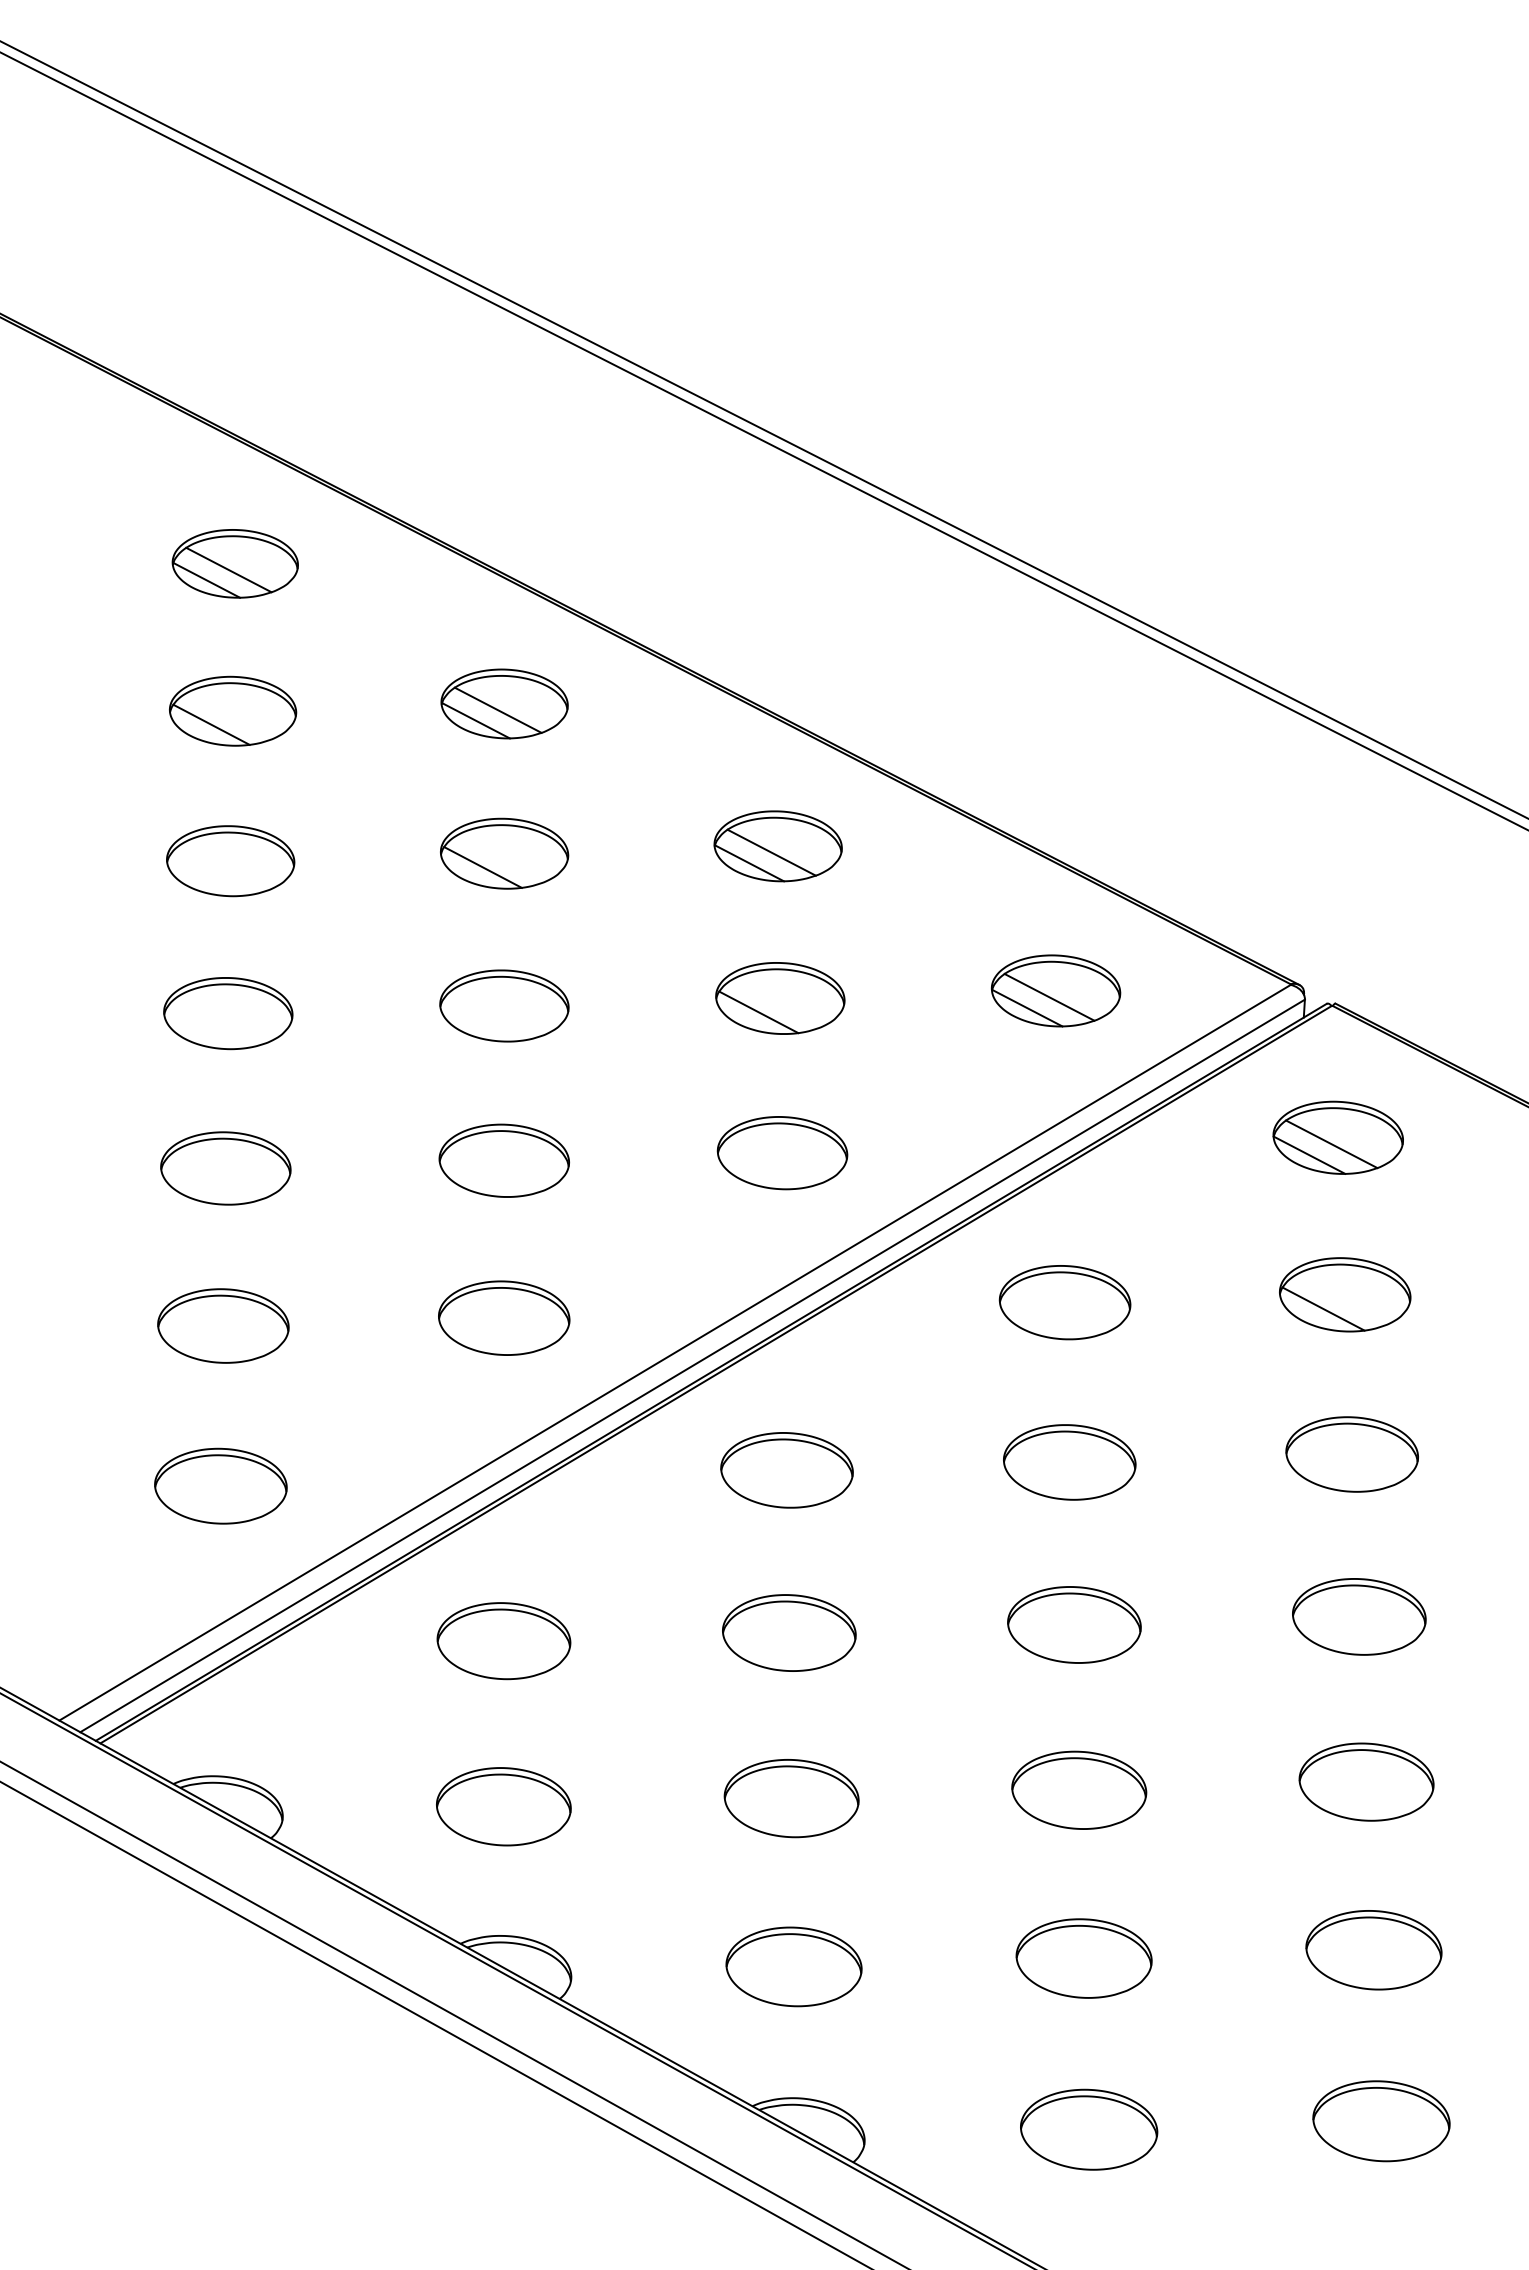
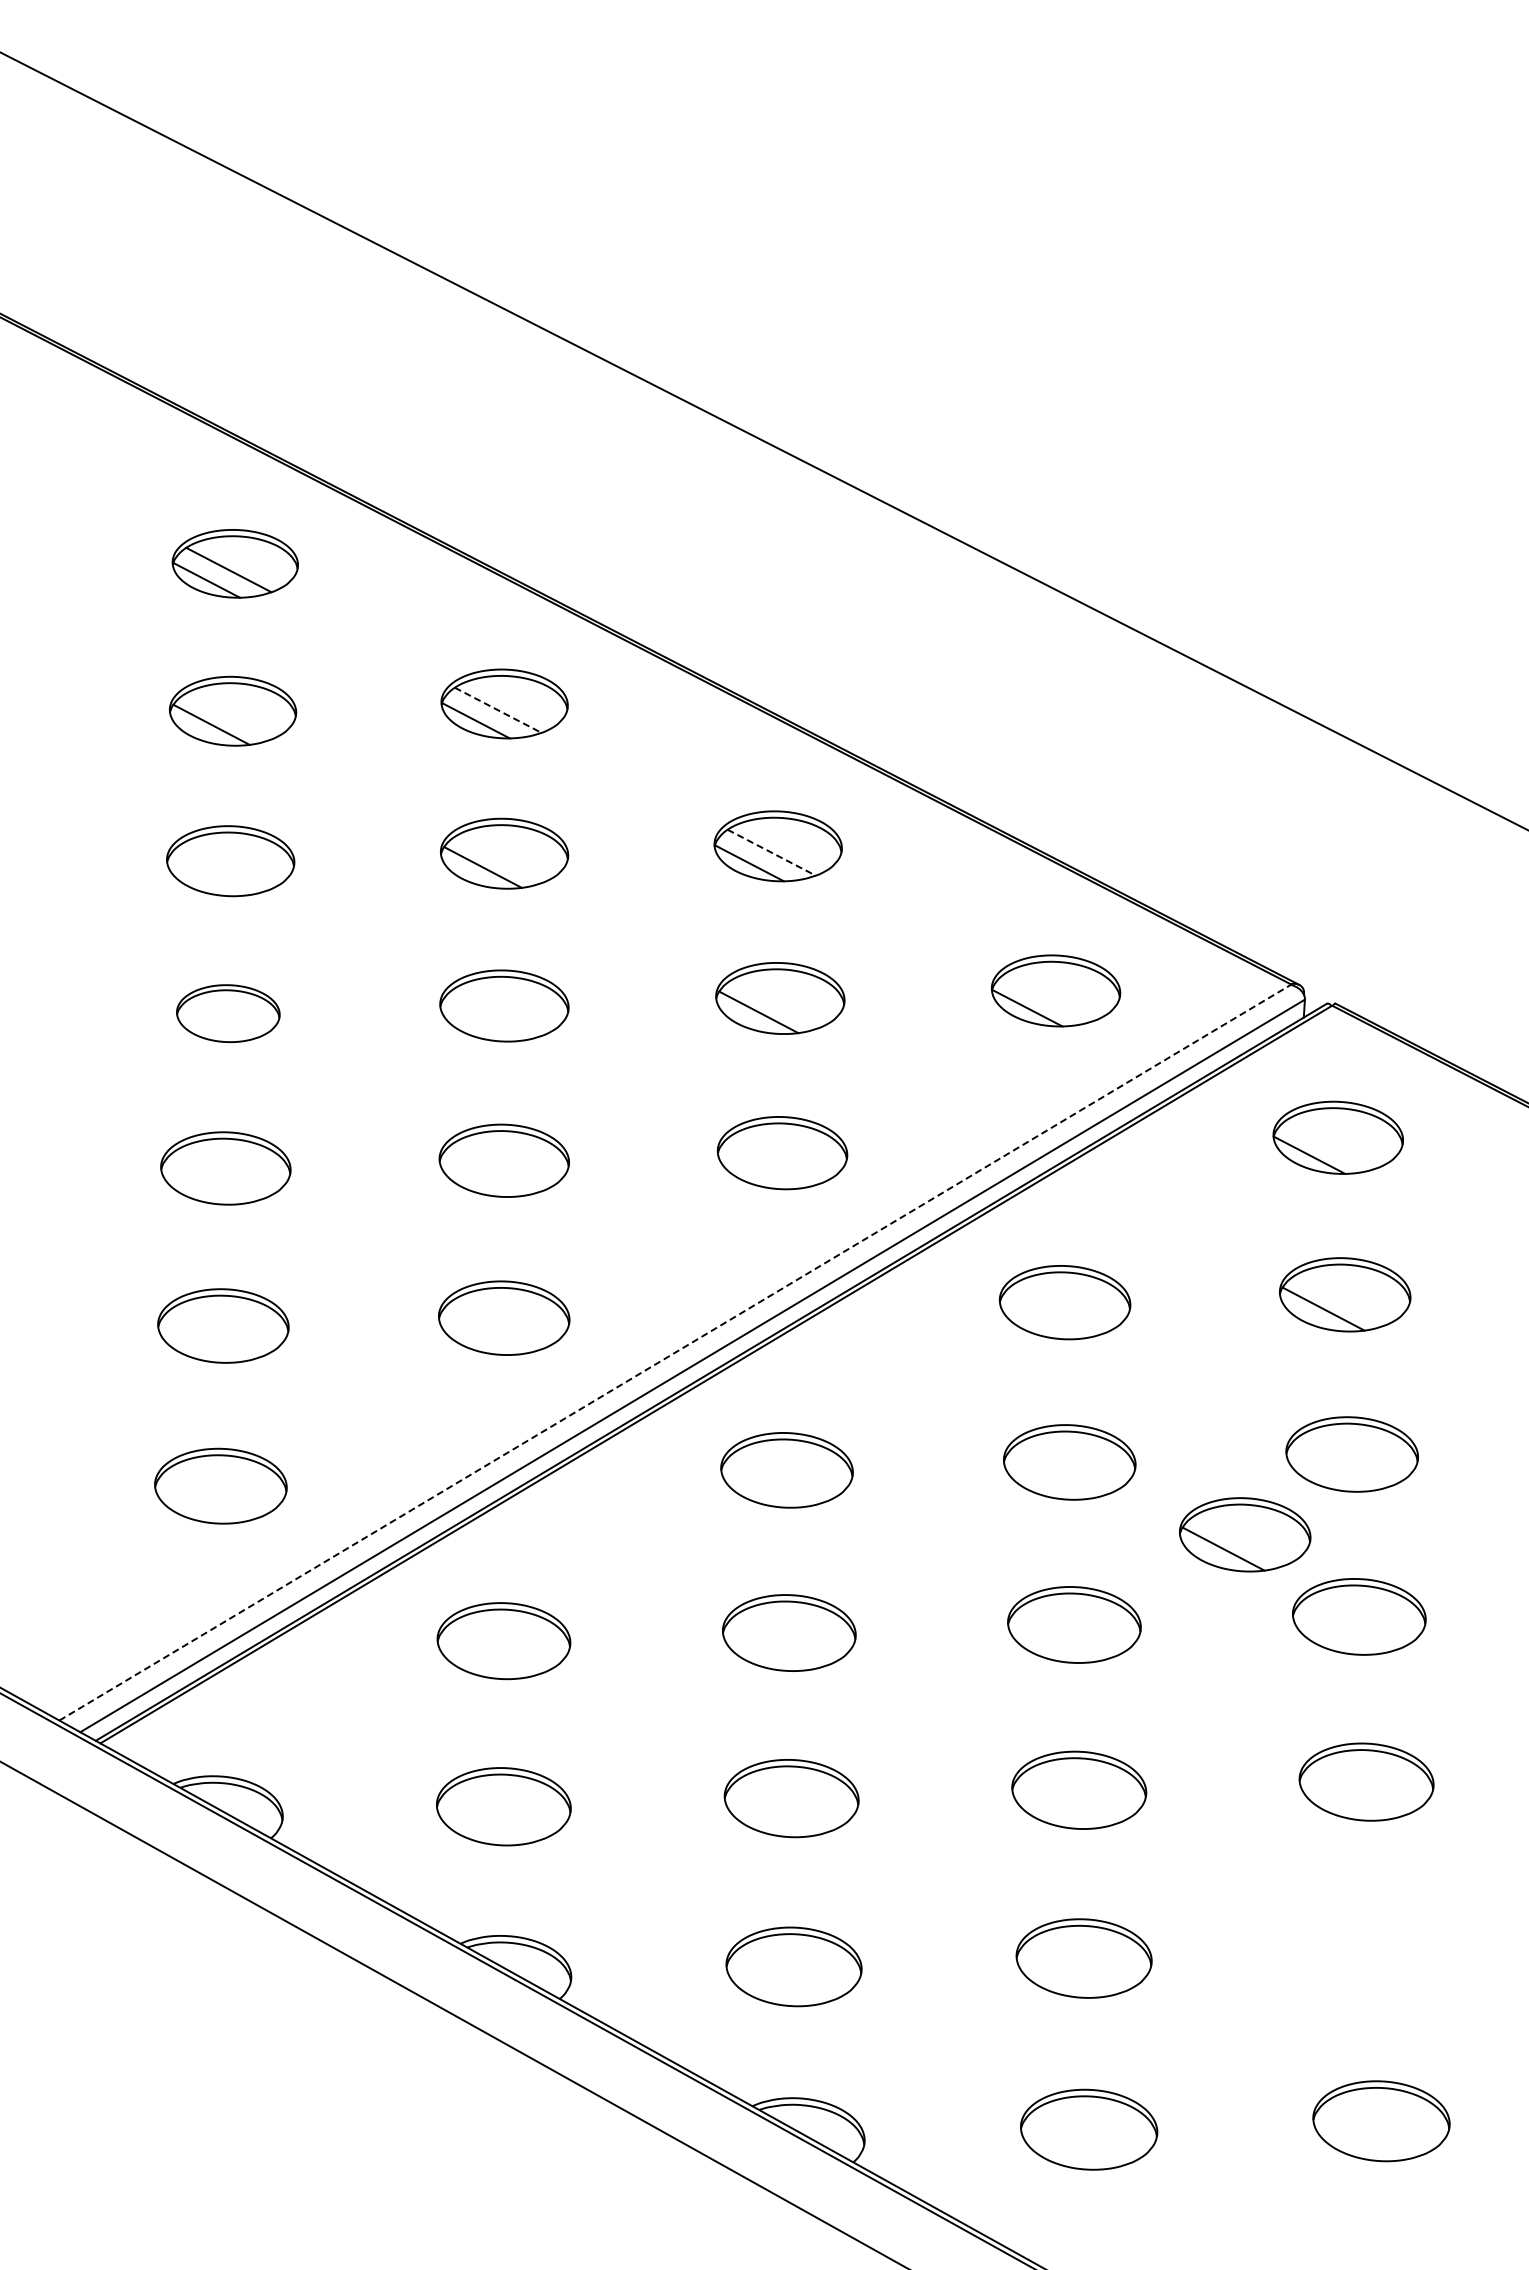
line: present -> none (763, 429)
line: solid -> dashed (498, 710)
line: solid -> dashed (771, 852)
line: present -> none (1049, 996)
part size: 131x74 px -> 105x59 px (228, 1013)
line: present -> none (1331, 1144)
line: solid -> dashed (675, 1352)
part: none -> present (1245, 1534)
part: present -> none (1373, 1950)
line: present -> none (434, 2024)
